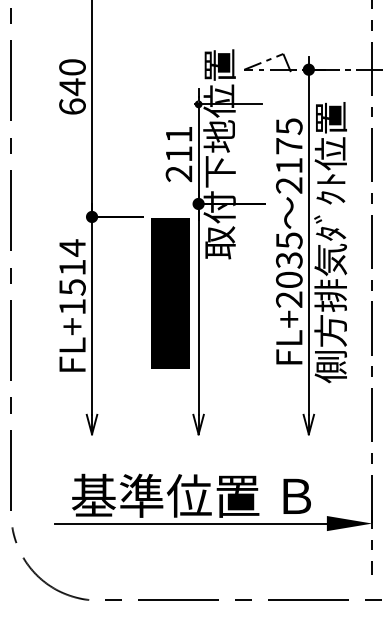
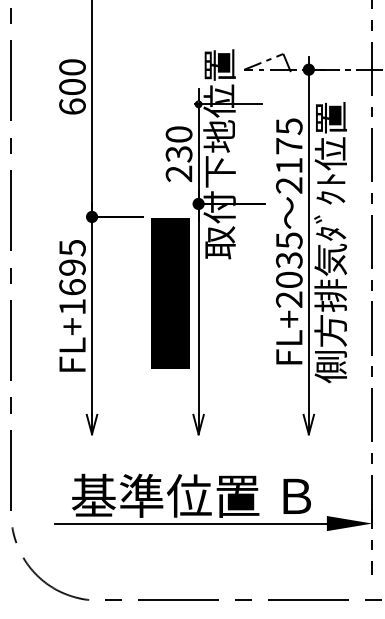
text: 640 -> 600 (72, 87)
text: 211 -> 230 (178, 144)
text: FL+1514 -> FL+1695 (72, 267)
